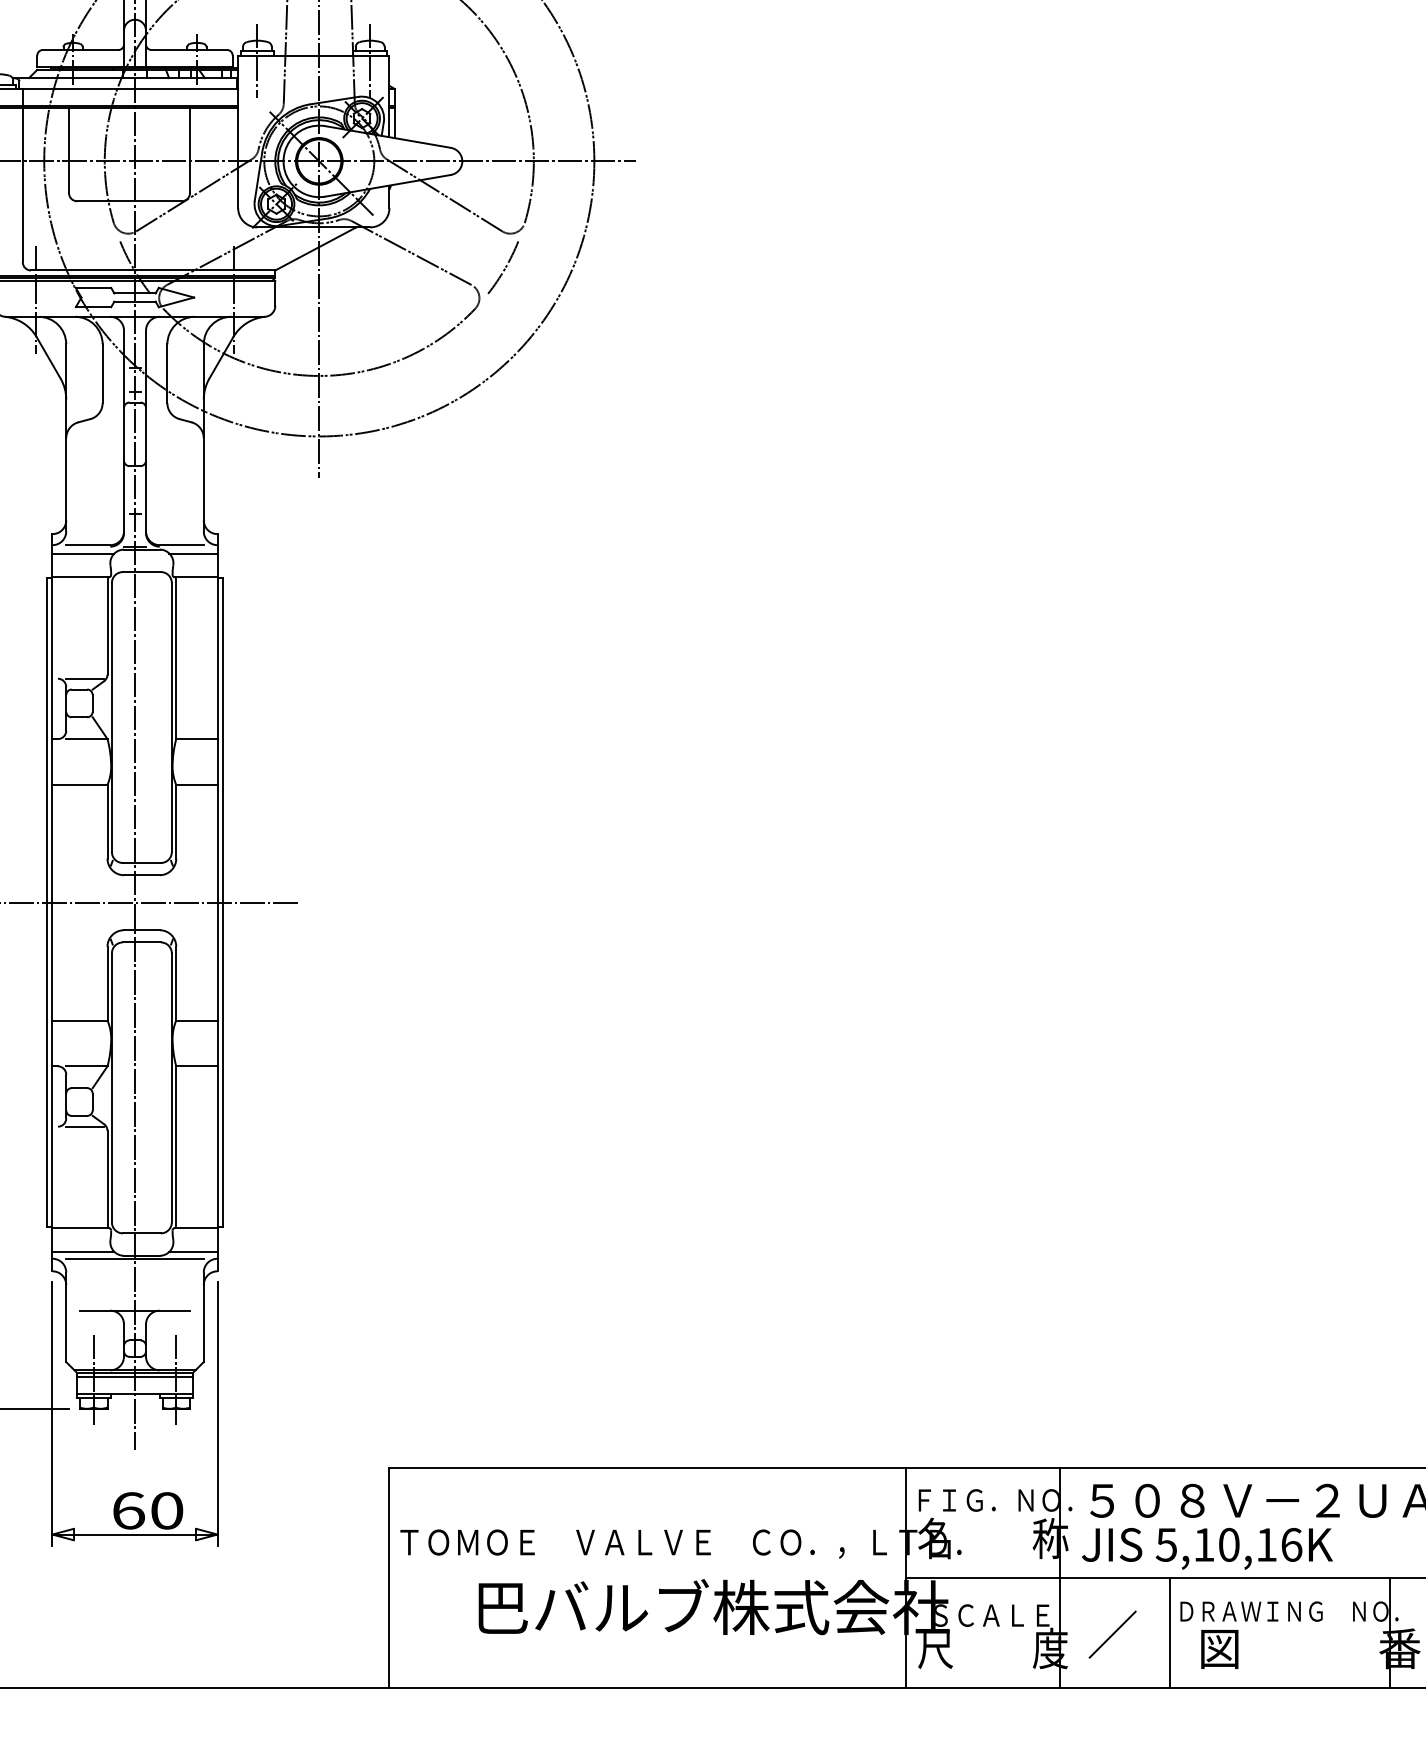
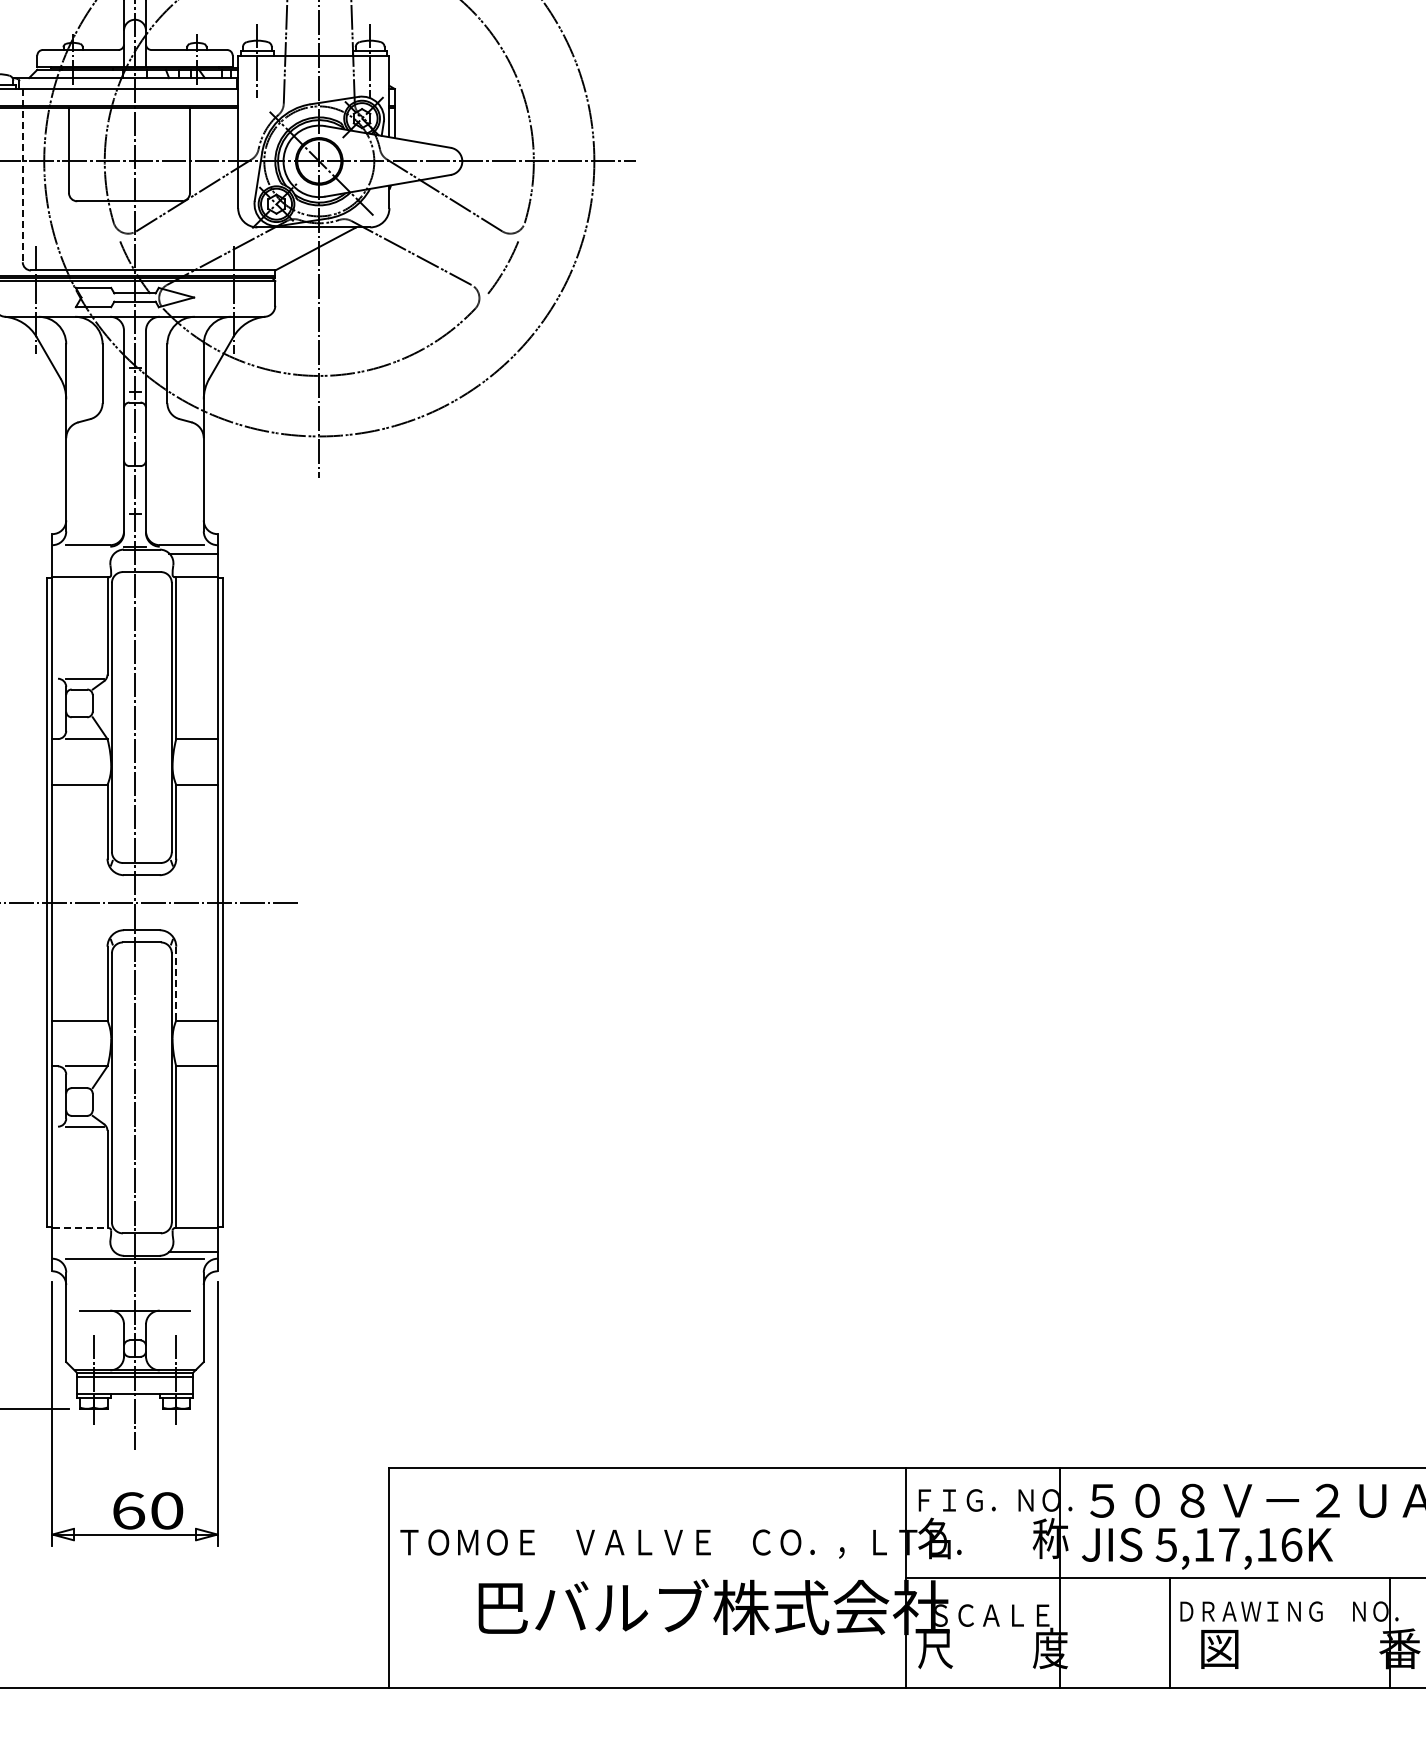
line: solid -> dashed (22, 175)
line: present -> none (83, 553)
line: solid -> dashed (176, 983)
line: solid -> dashed (81, 1228)
line: present -> none (83, 1251)
text: 5,10,16K -> 5,17,16K (1229, 1544)
line: present -> none (1112, 1634)
